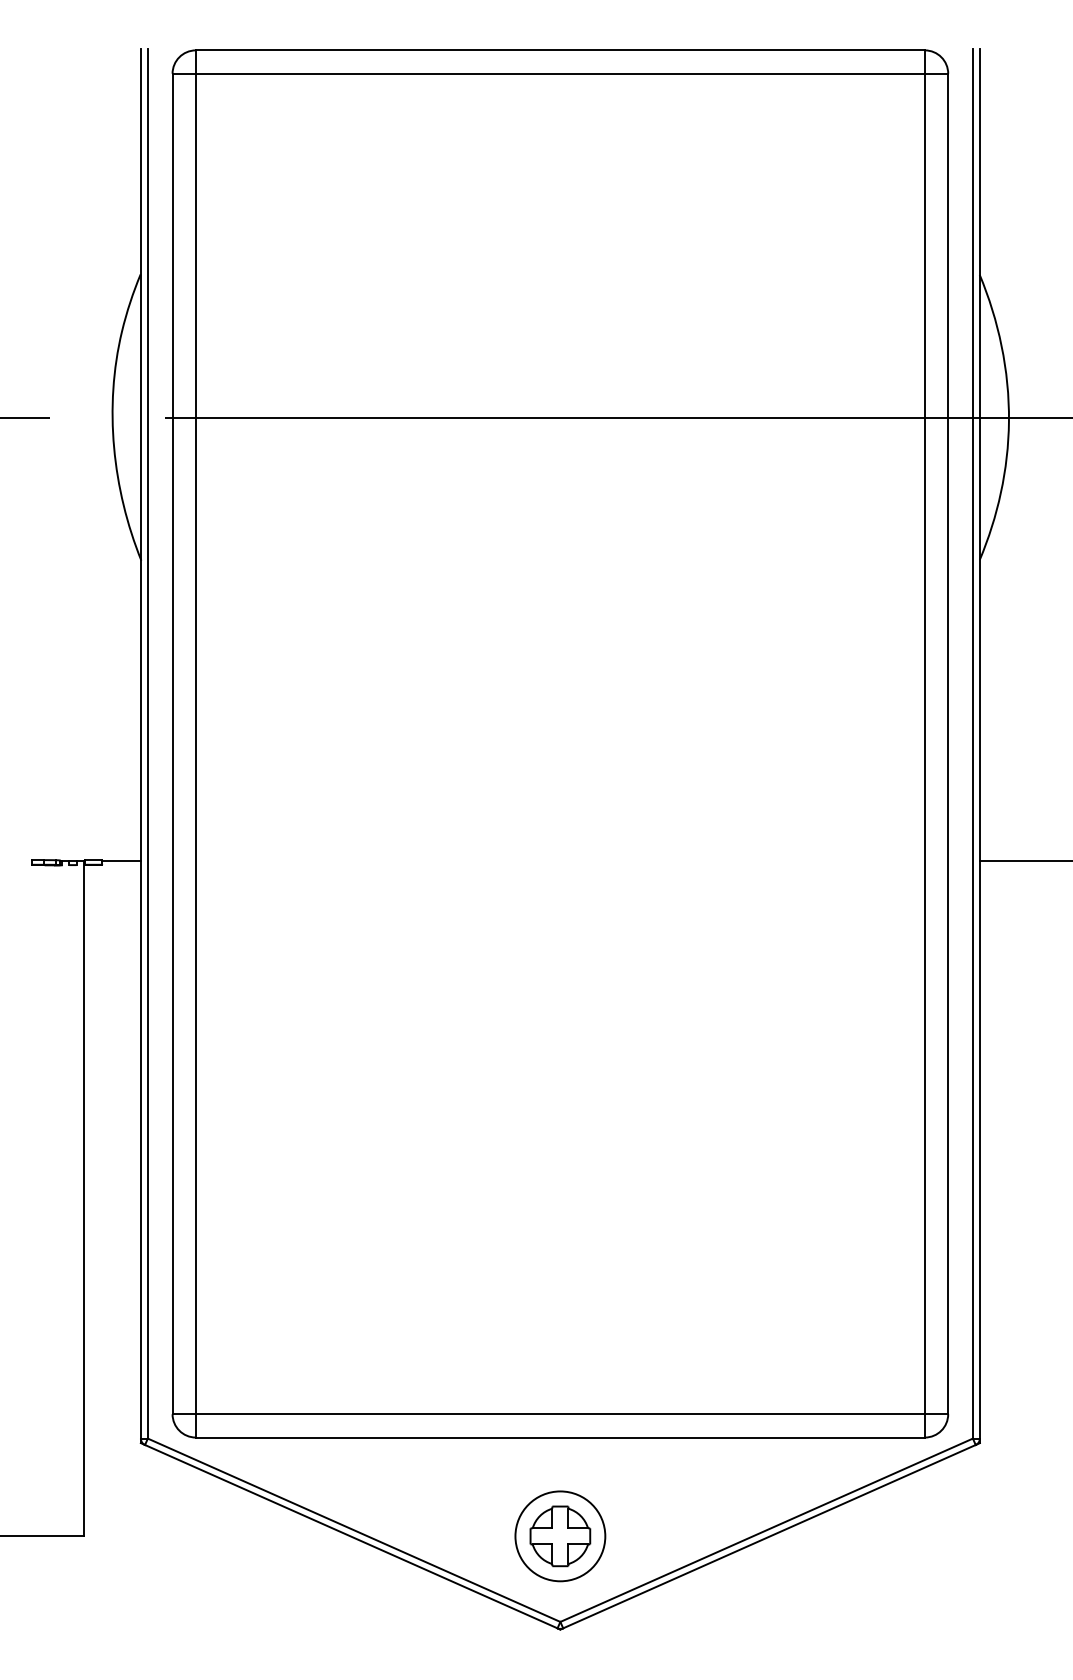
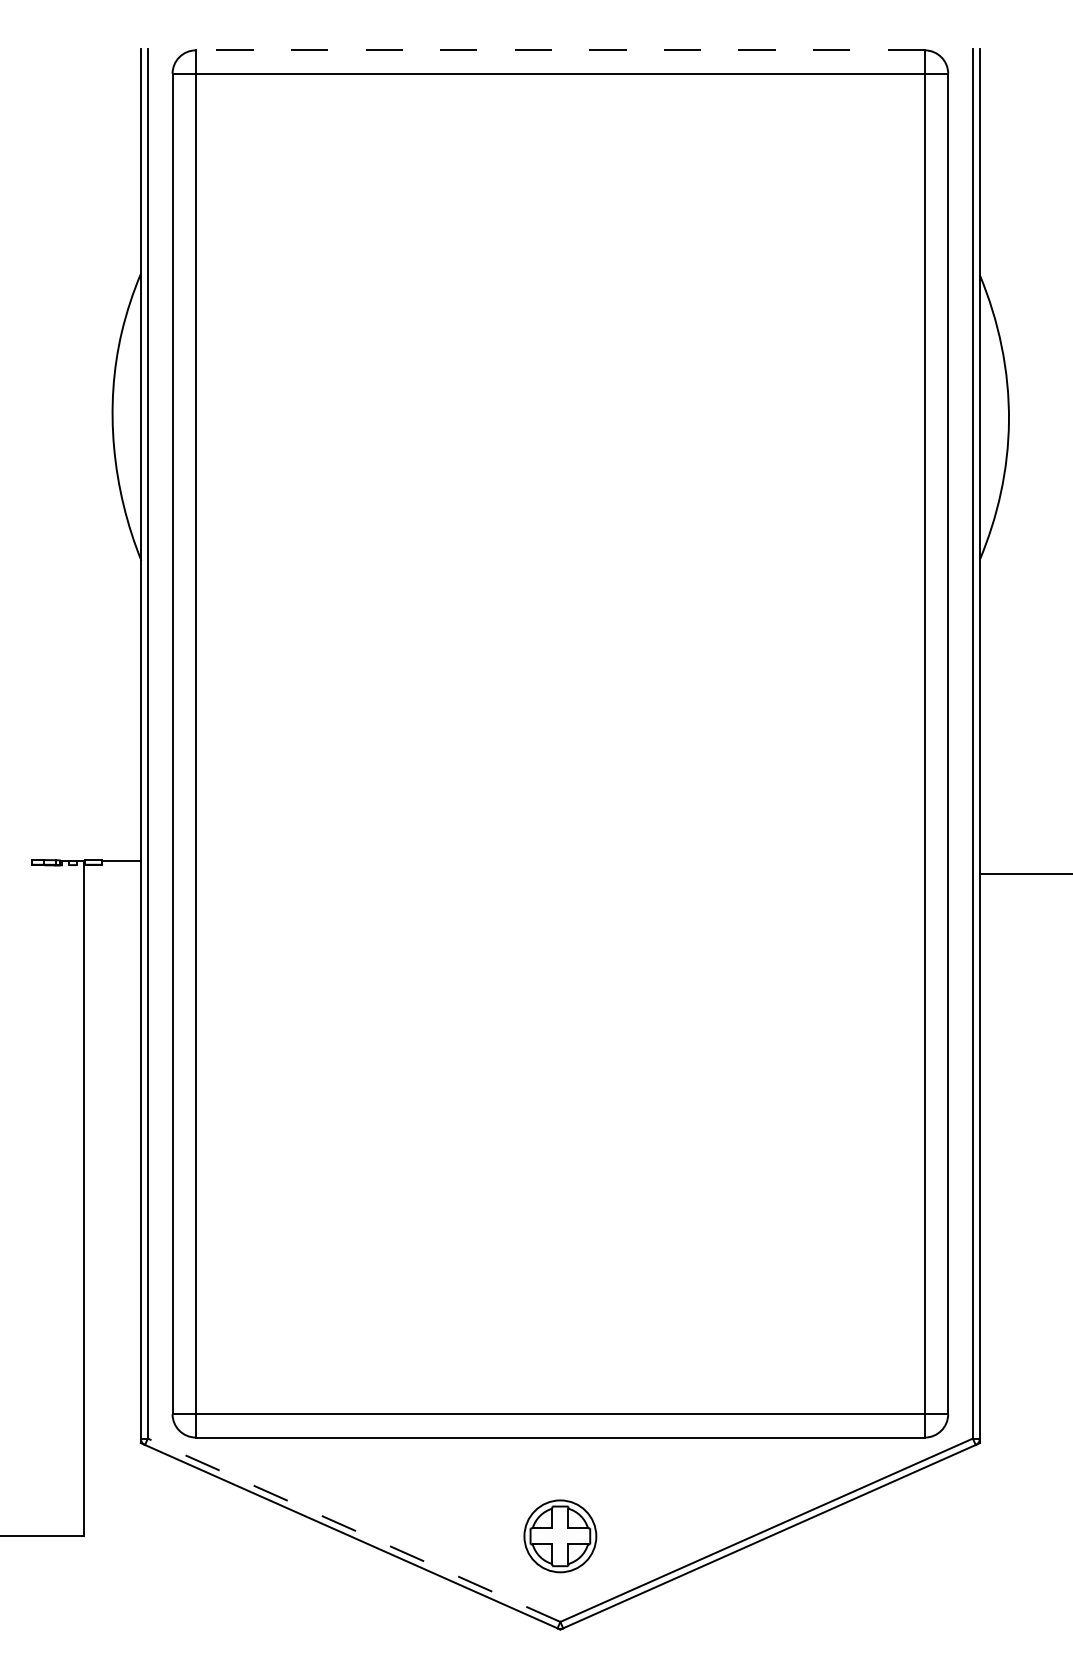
line: solid -> dashed (560, 50)
line: present -> none (535, 417)
line position: (1024, 860) -> (1024, 873) (1024, 873)
line: solid -> dashed (354, 1530)
circle diameter: 90 px -> 72 px (560, 1536)
